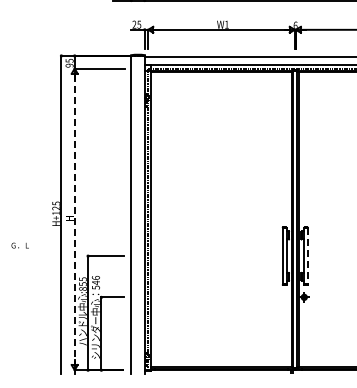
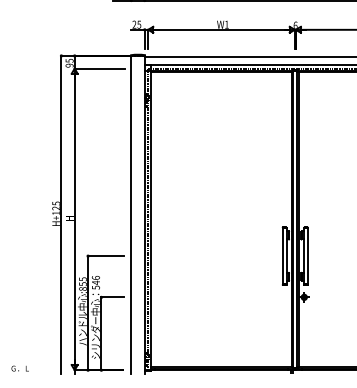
line: dashed -> solid (74, 219)
text position: (19, 245) -> (19, 368) (19, 368)
line: dashed -> solid (308, 256)
